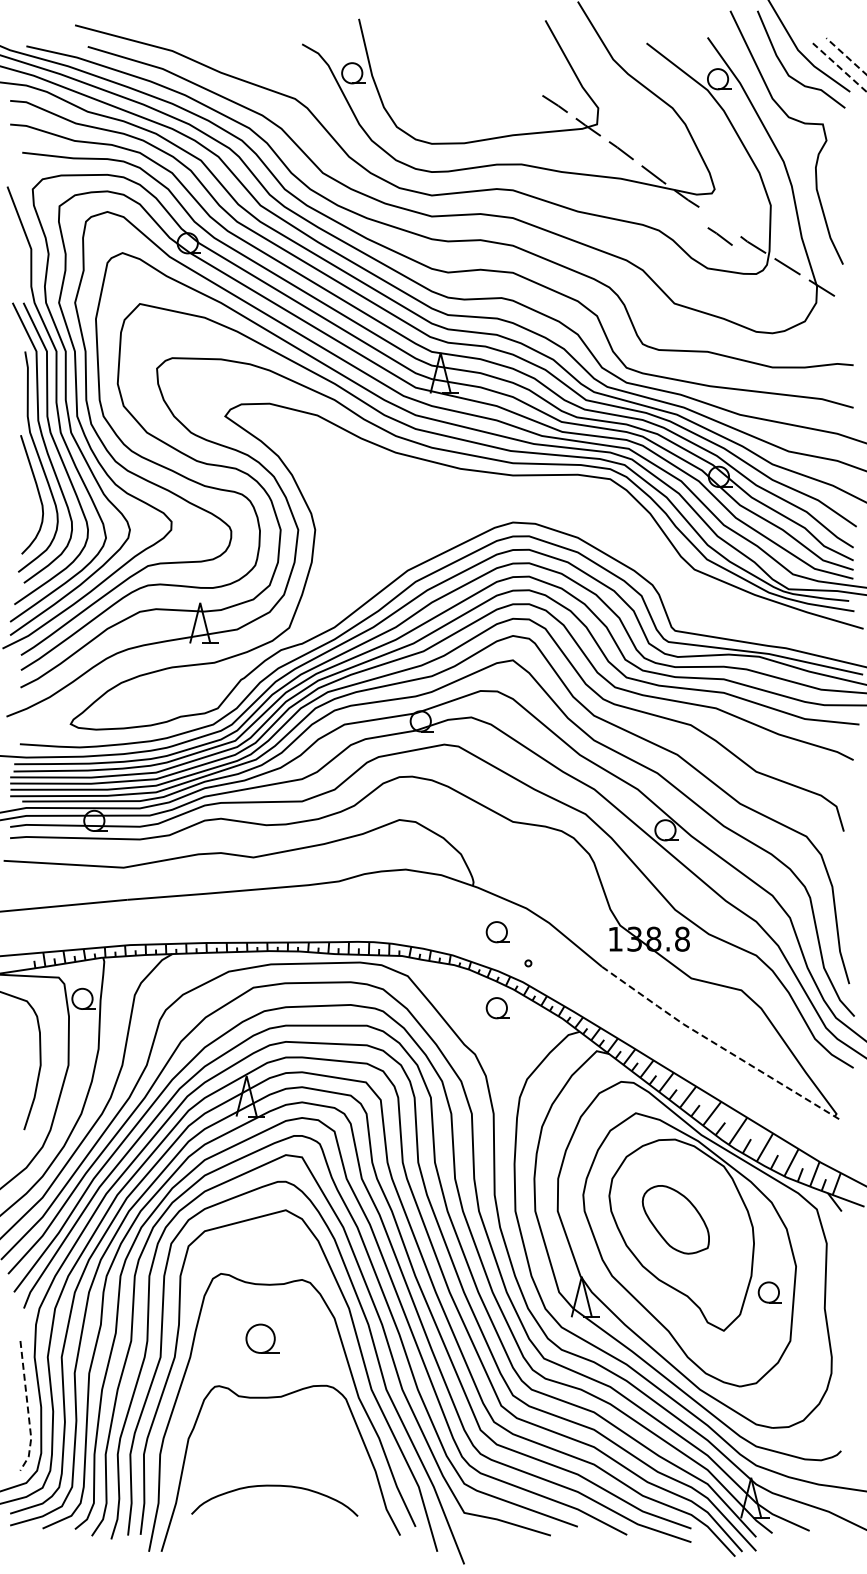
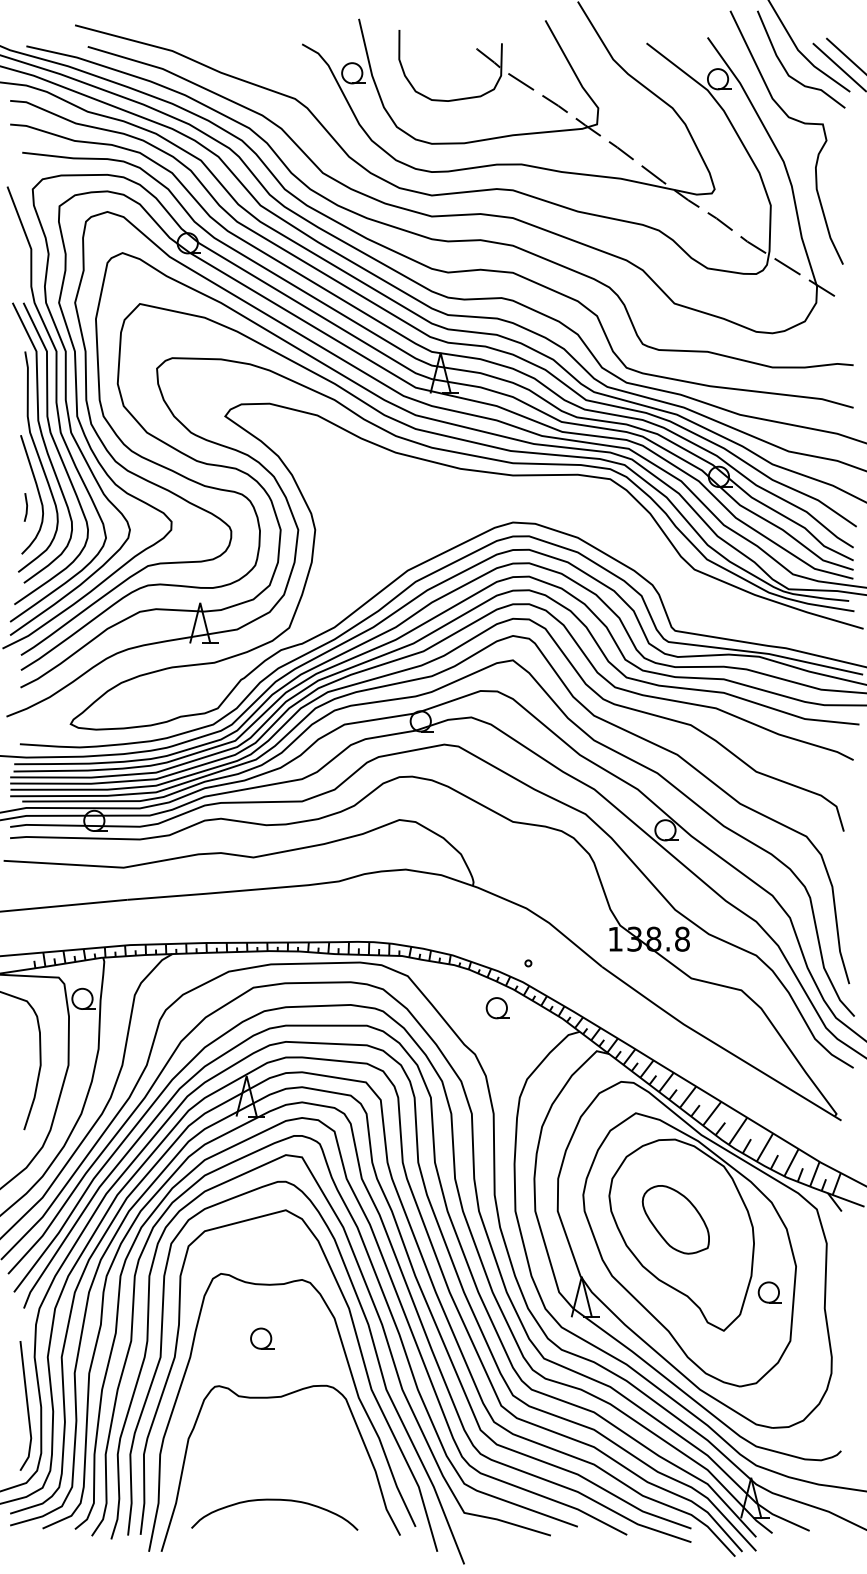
part: none -> present (479, 52)
line: dashed -> solid (846, 56)
line: dashed -> solid (839, 67)
line position: (719, 236) -> (719, 221) (719, 221)
line: none -> present (26, 507)
part: present -> none (497, 932)
line: dashed -> solid (718, 1045)
part size: 35x31 px -> 25x23 px (262, 1338)
line: dashed -> solid (27, 1408)
curve position: (274, 1486) -> (274, 1500) (274, 1500)
